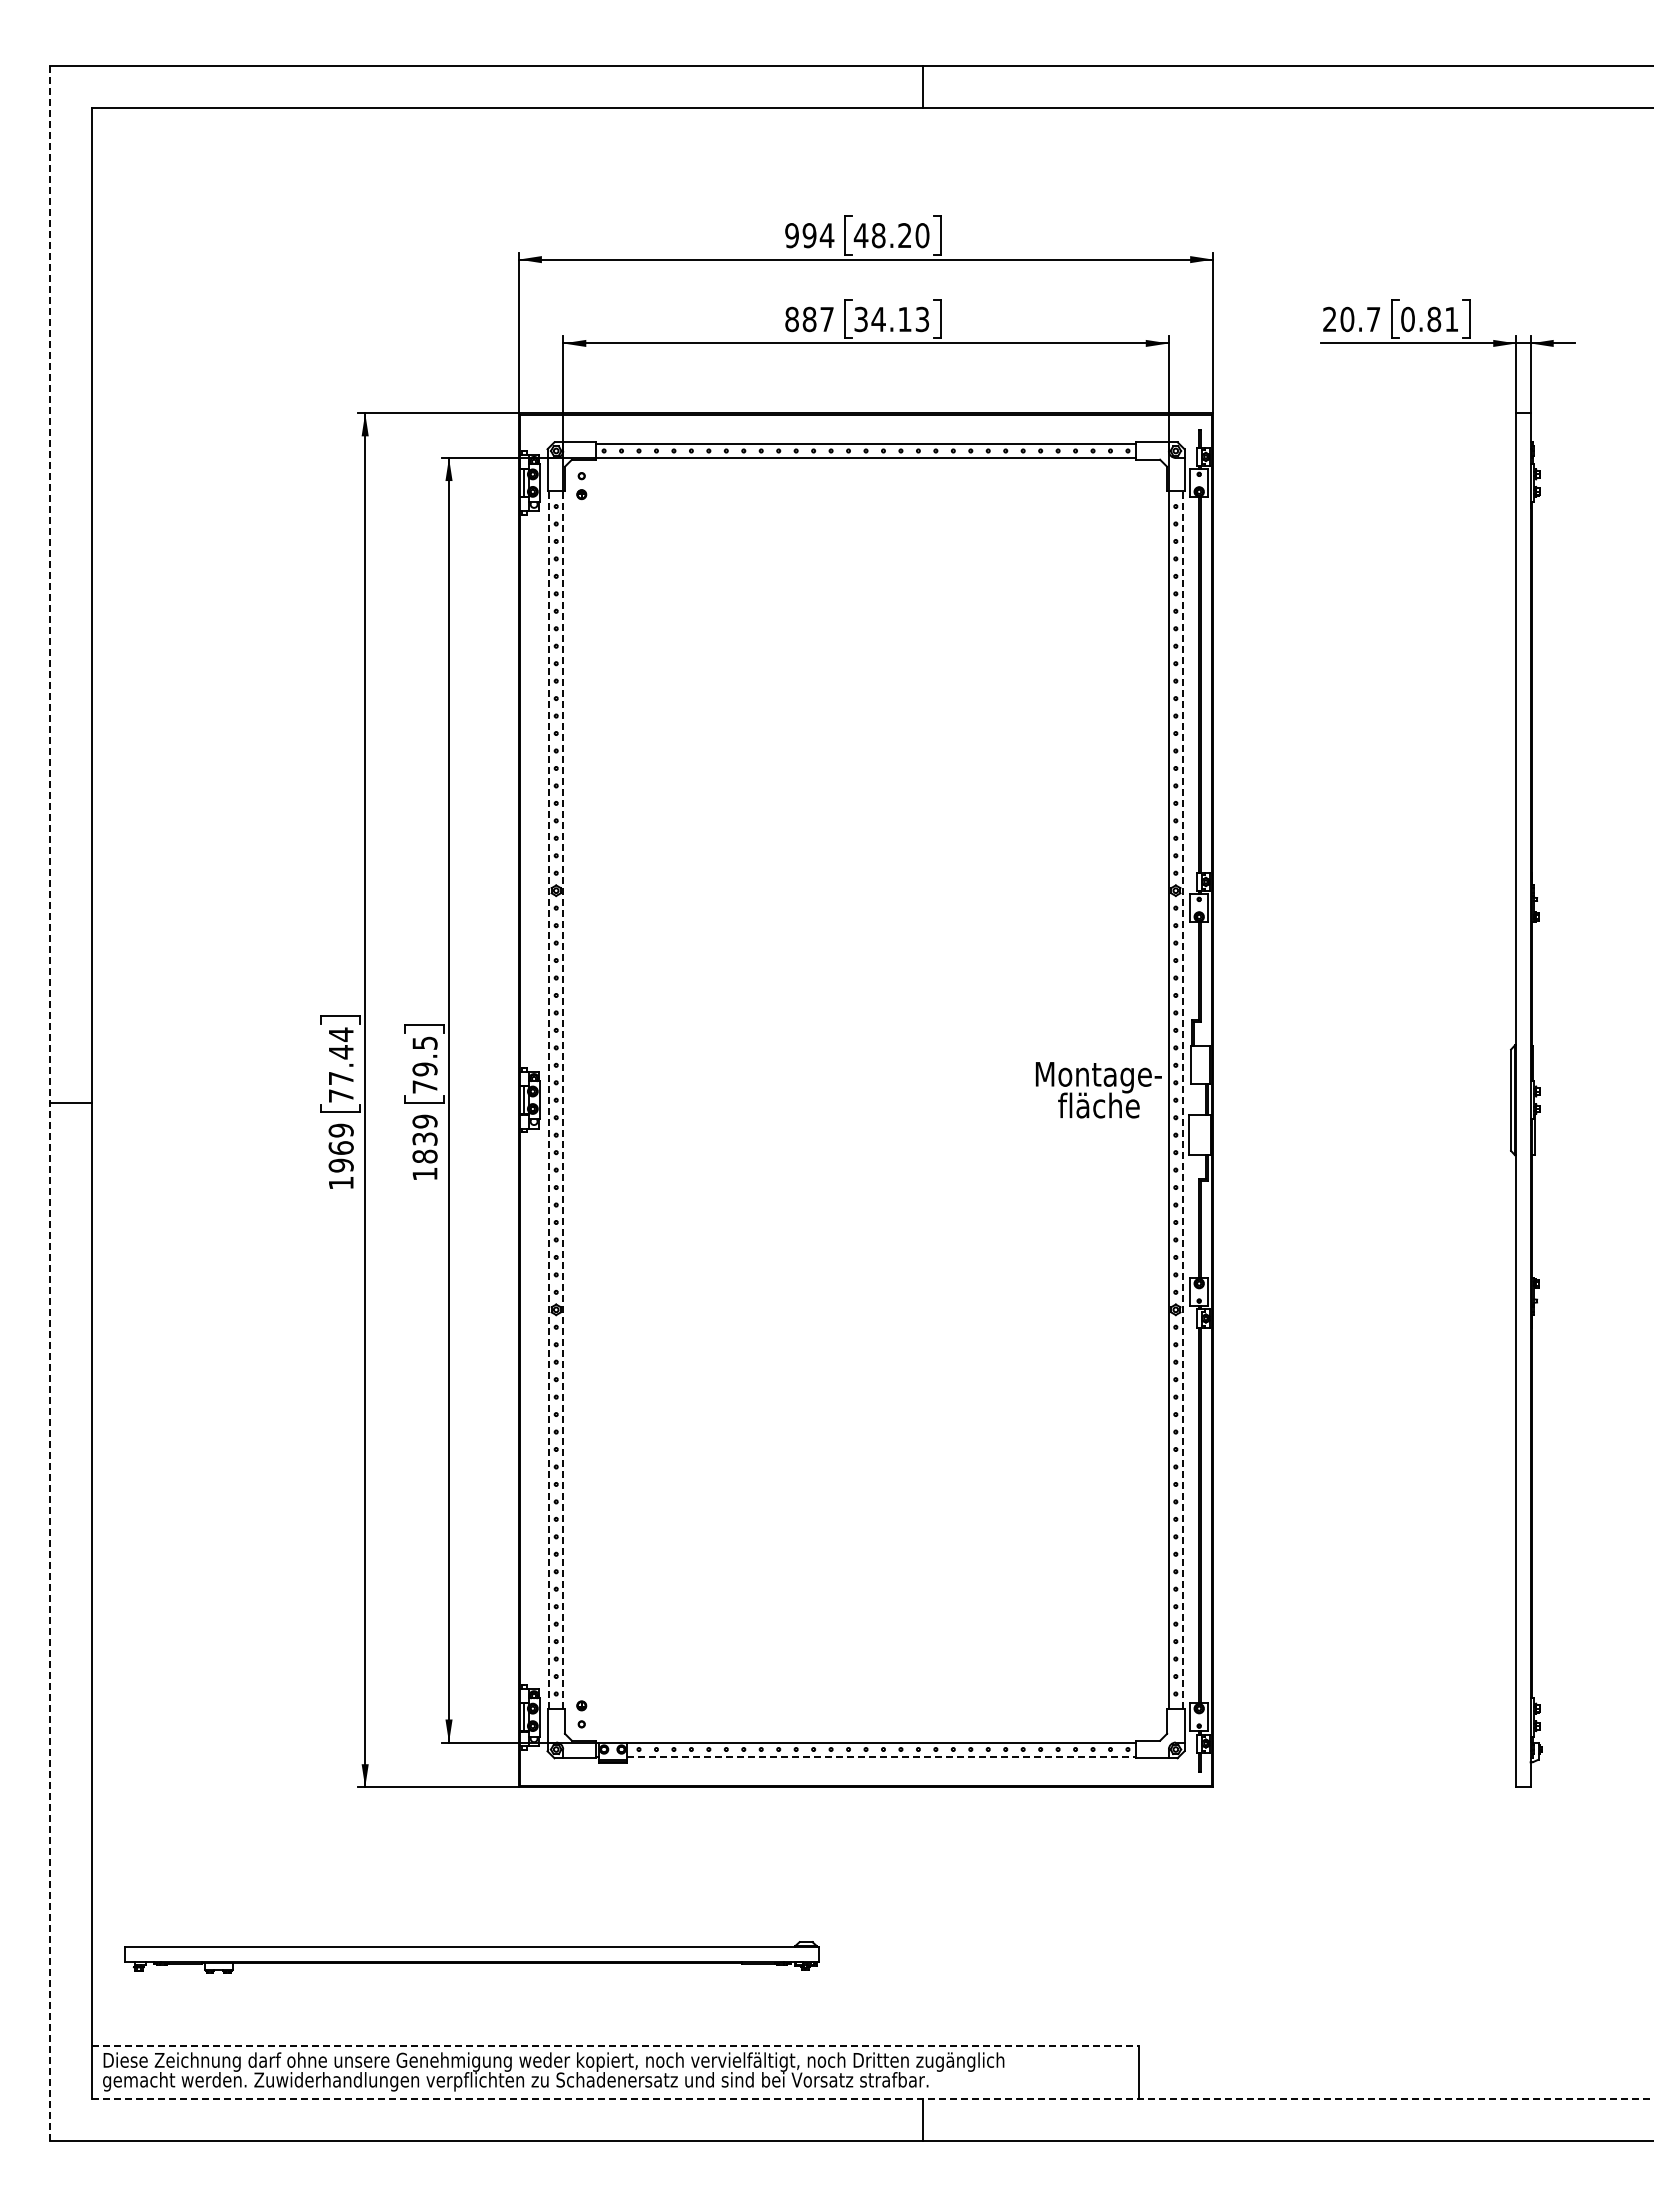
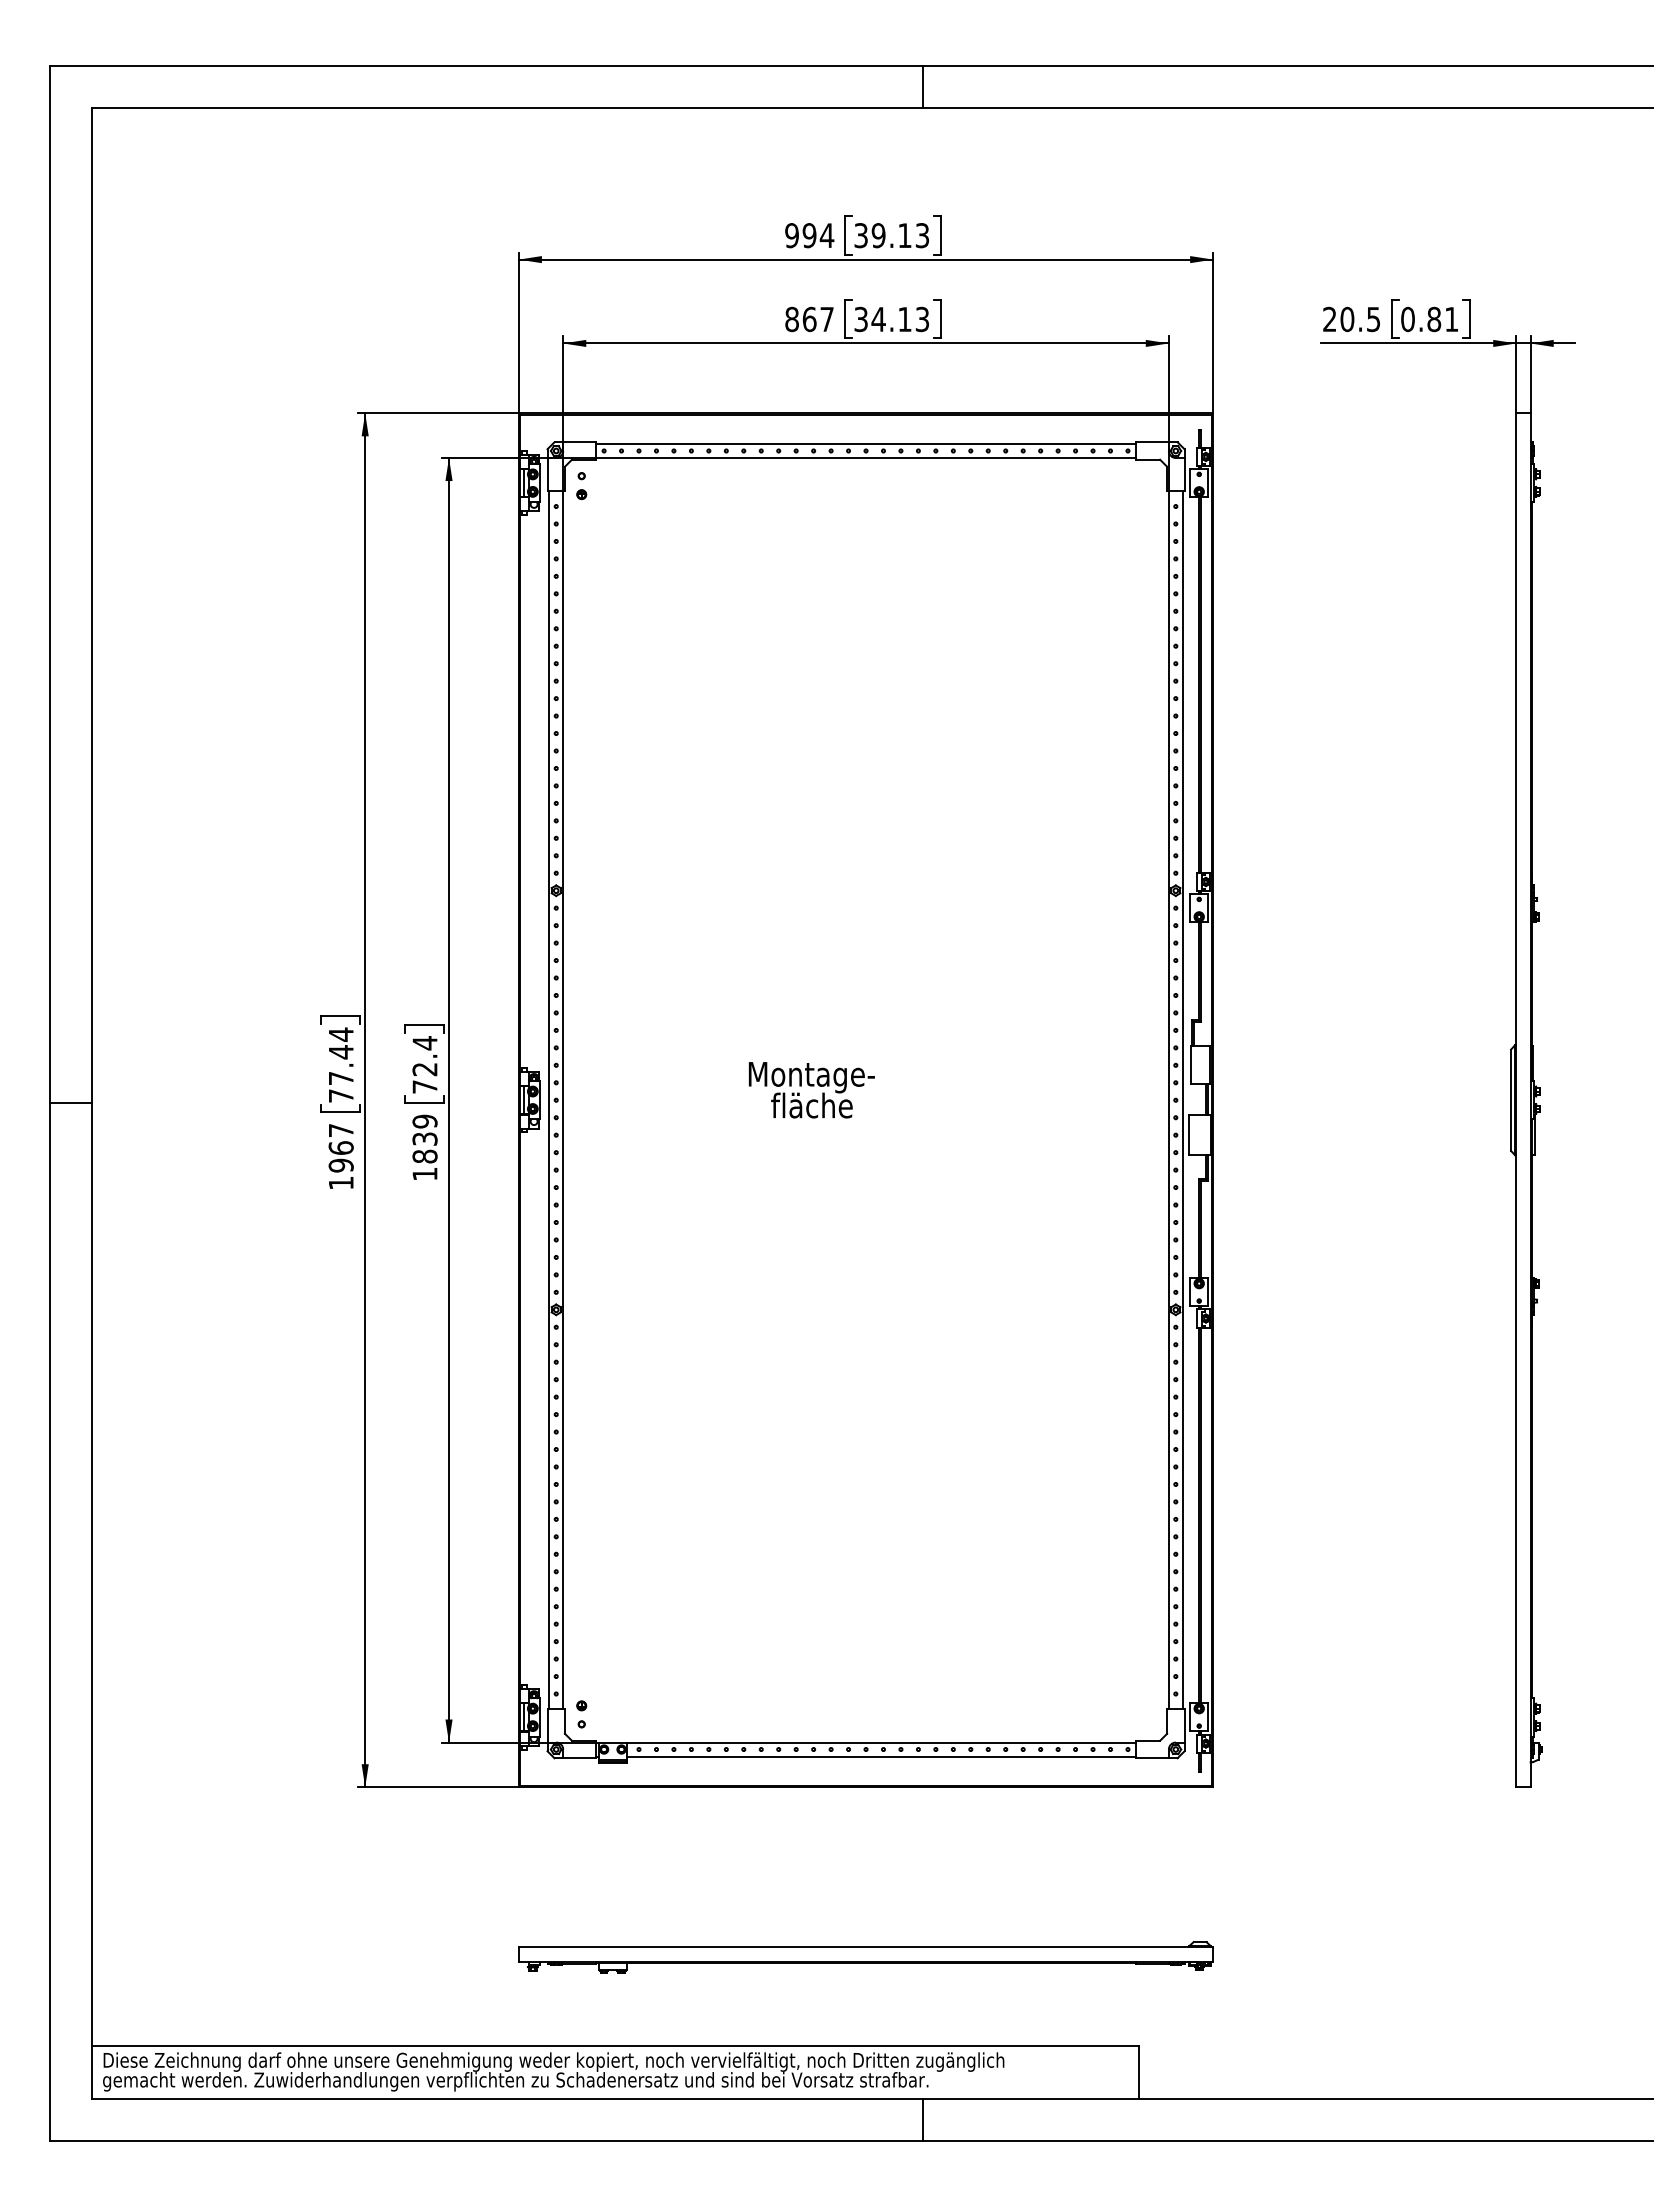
text: 48.20 -> 39.13 (891, 235)
text: 887 -> 867 (809, 318)
text: 20.7 -> 20.5 (1373, 319)
text: 79.5 -> 72.4 (424, 1056)
text position: (1098, 1090) -> (811, 1090) (811, 1090)
line: dashed -> solid (549, 1099)
line: dashed -> solid (563, 1099)
line: dashed -> solid (1182, 1099)
line: dashed -> solid (49, 1103)
text: 1969 -> 1967 (340, 1130)
line: dashed -> solid (881, 1756)
part position: (471, 1957) -> (865, 1957) (865, 1957)
line: dashed -> solid (615, 2046)
line: dashed -> solid (872, 2098)
